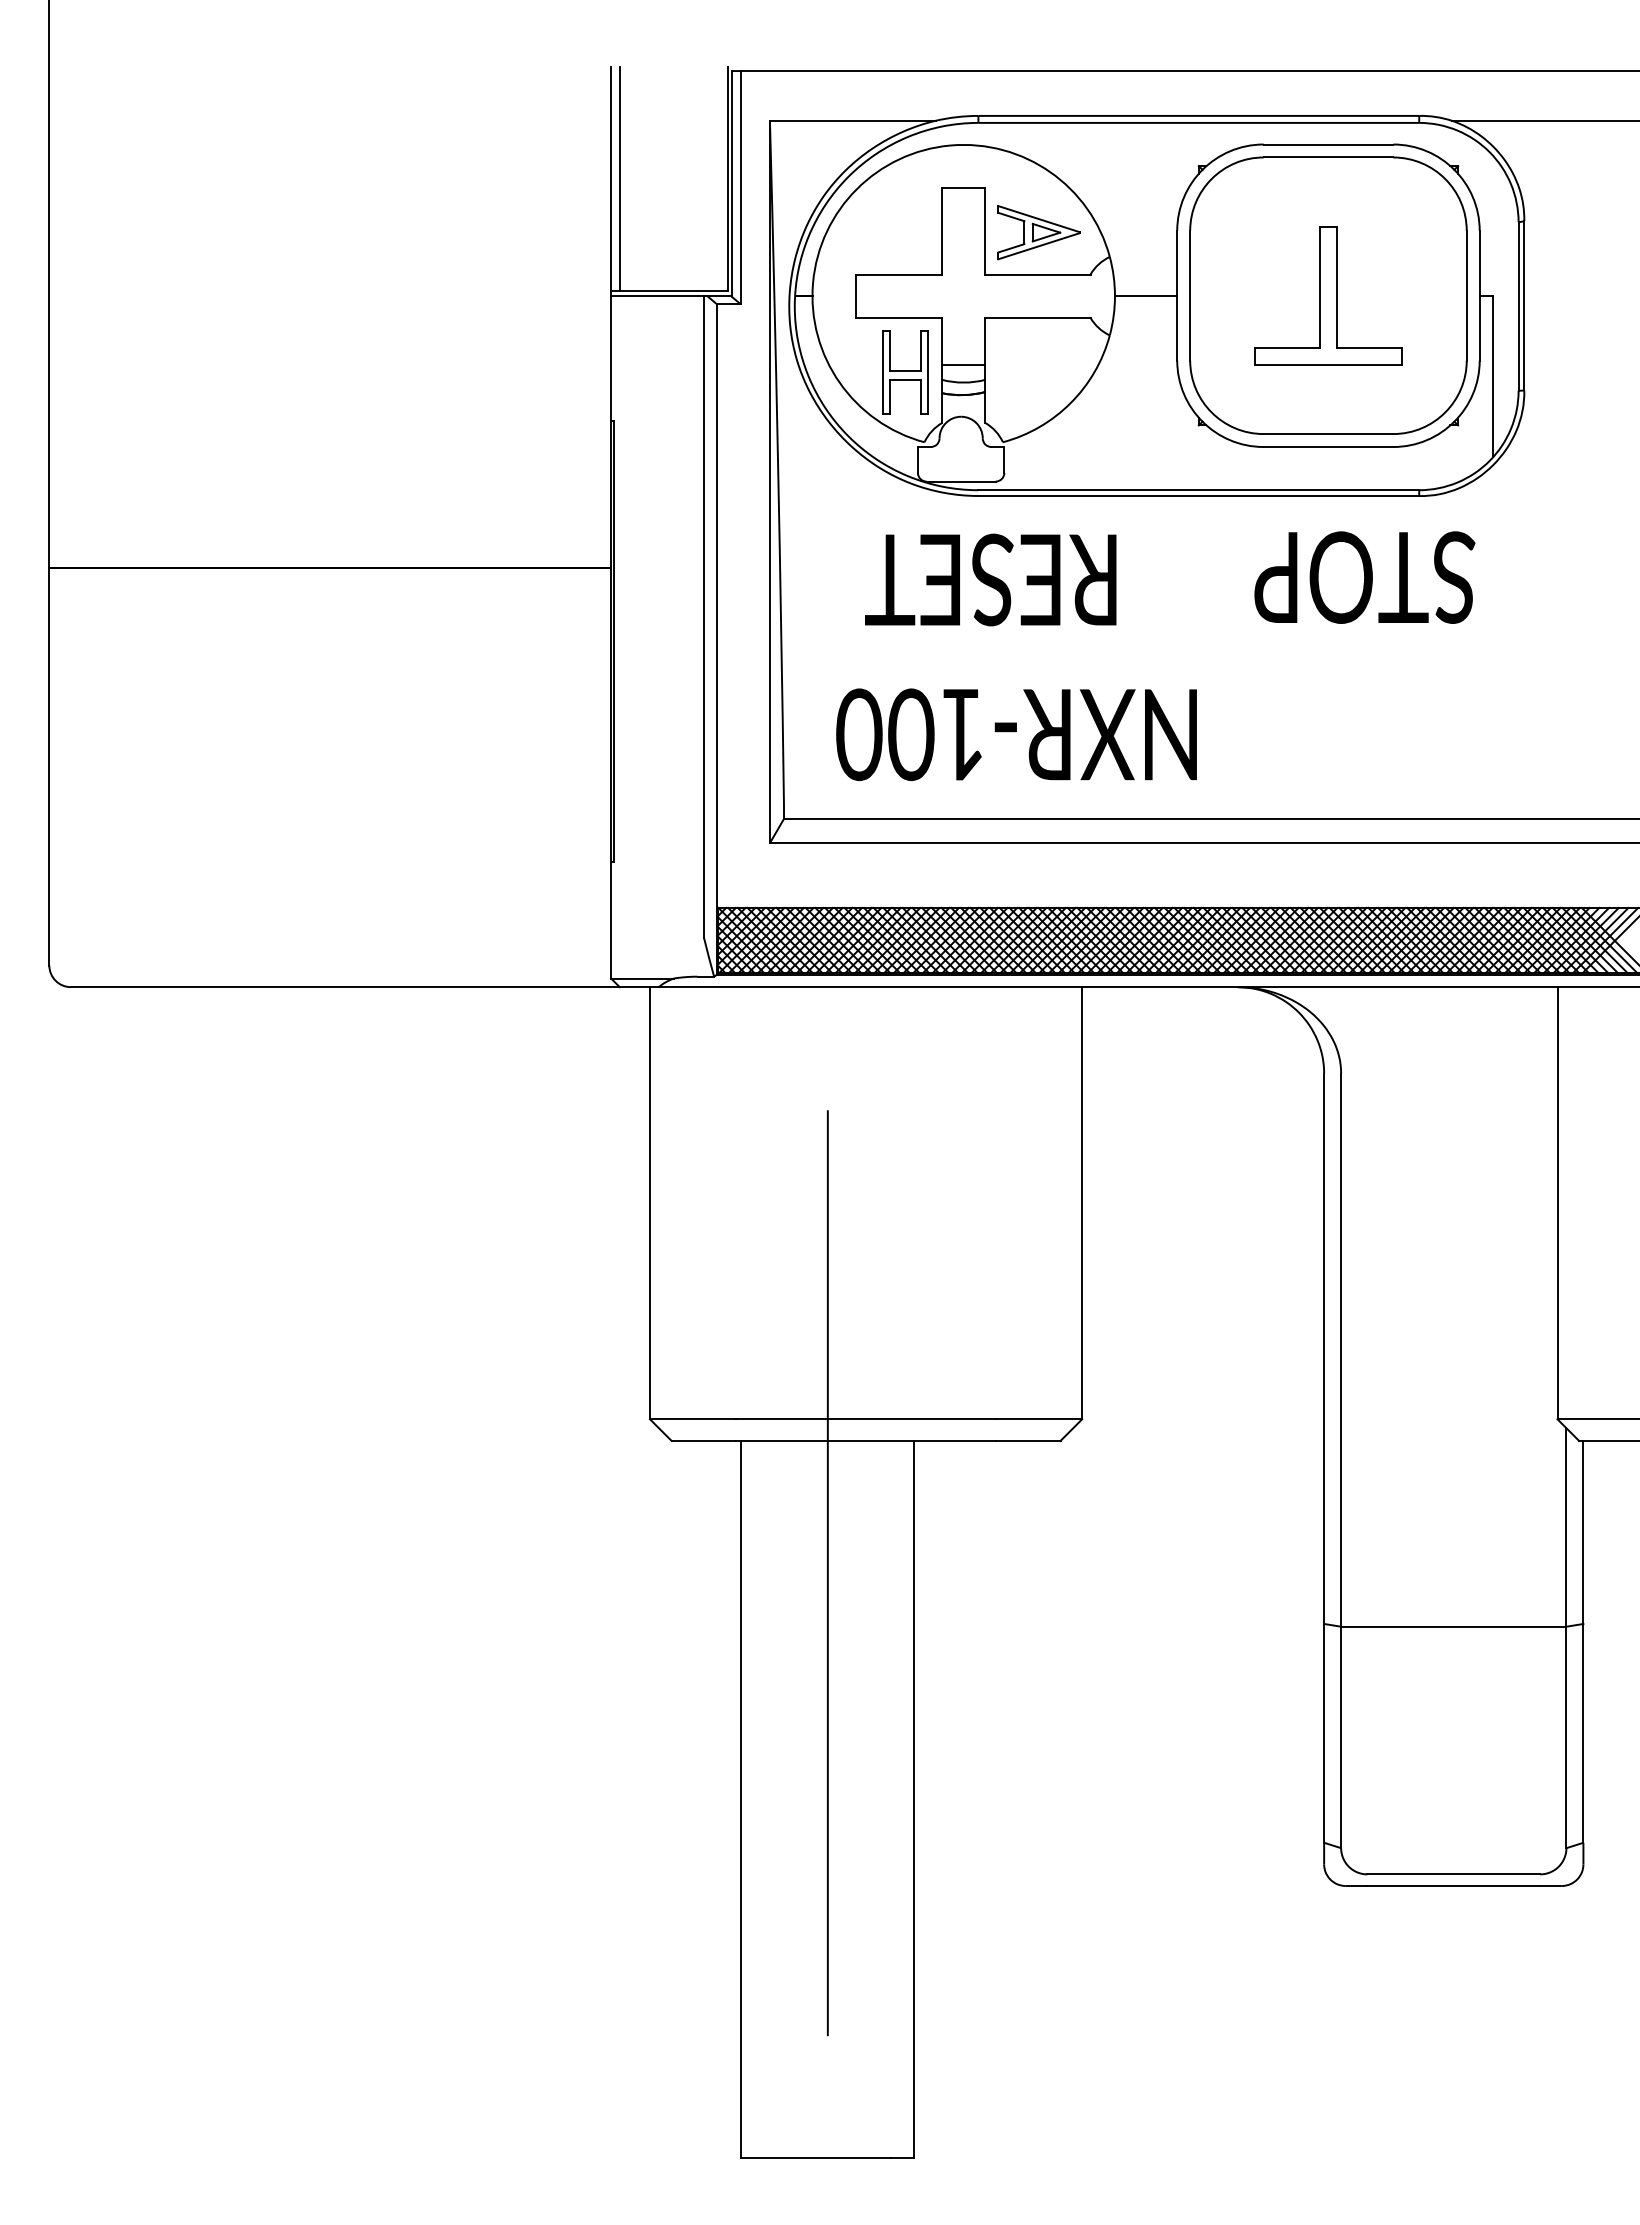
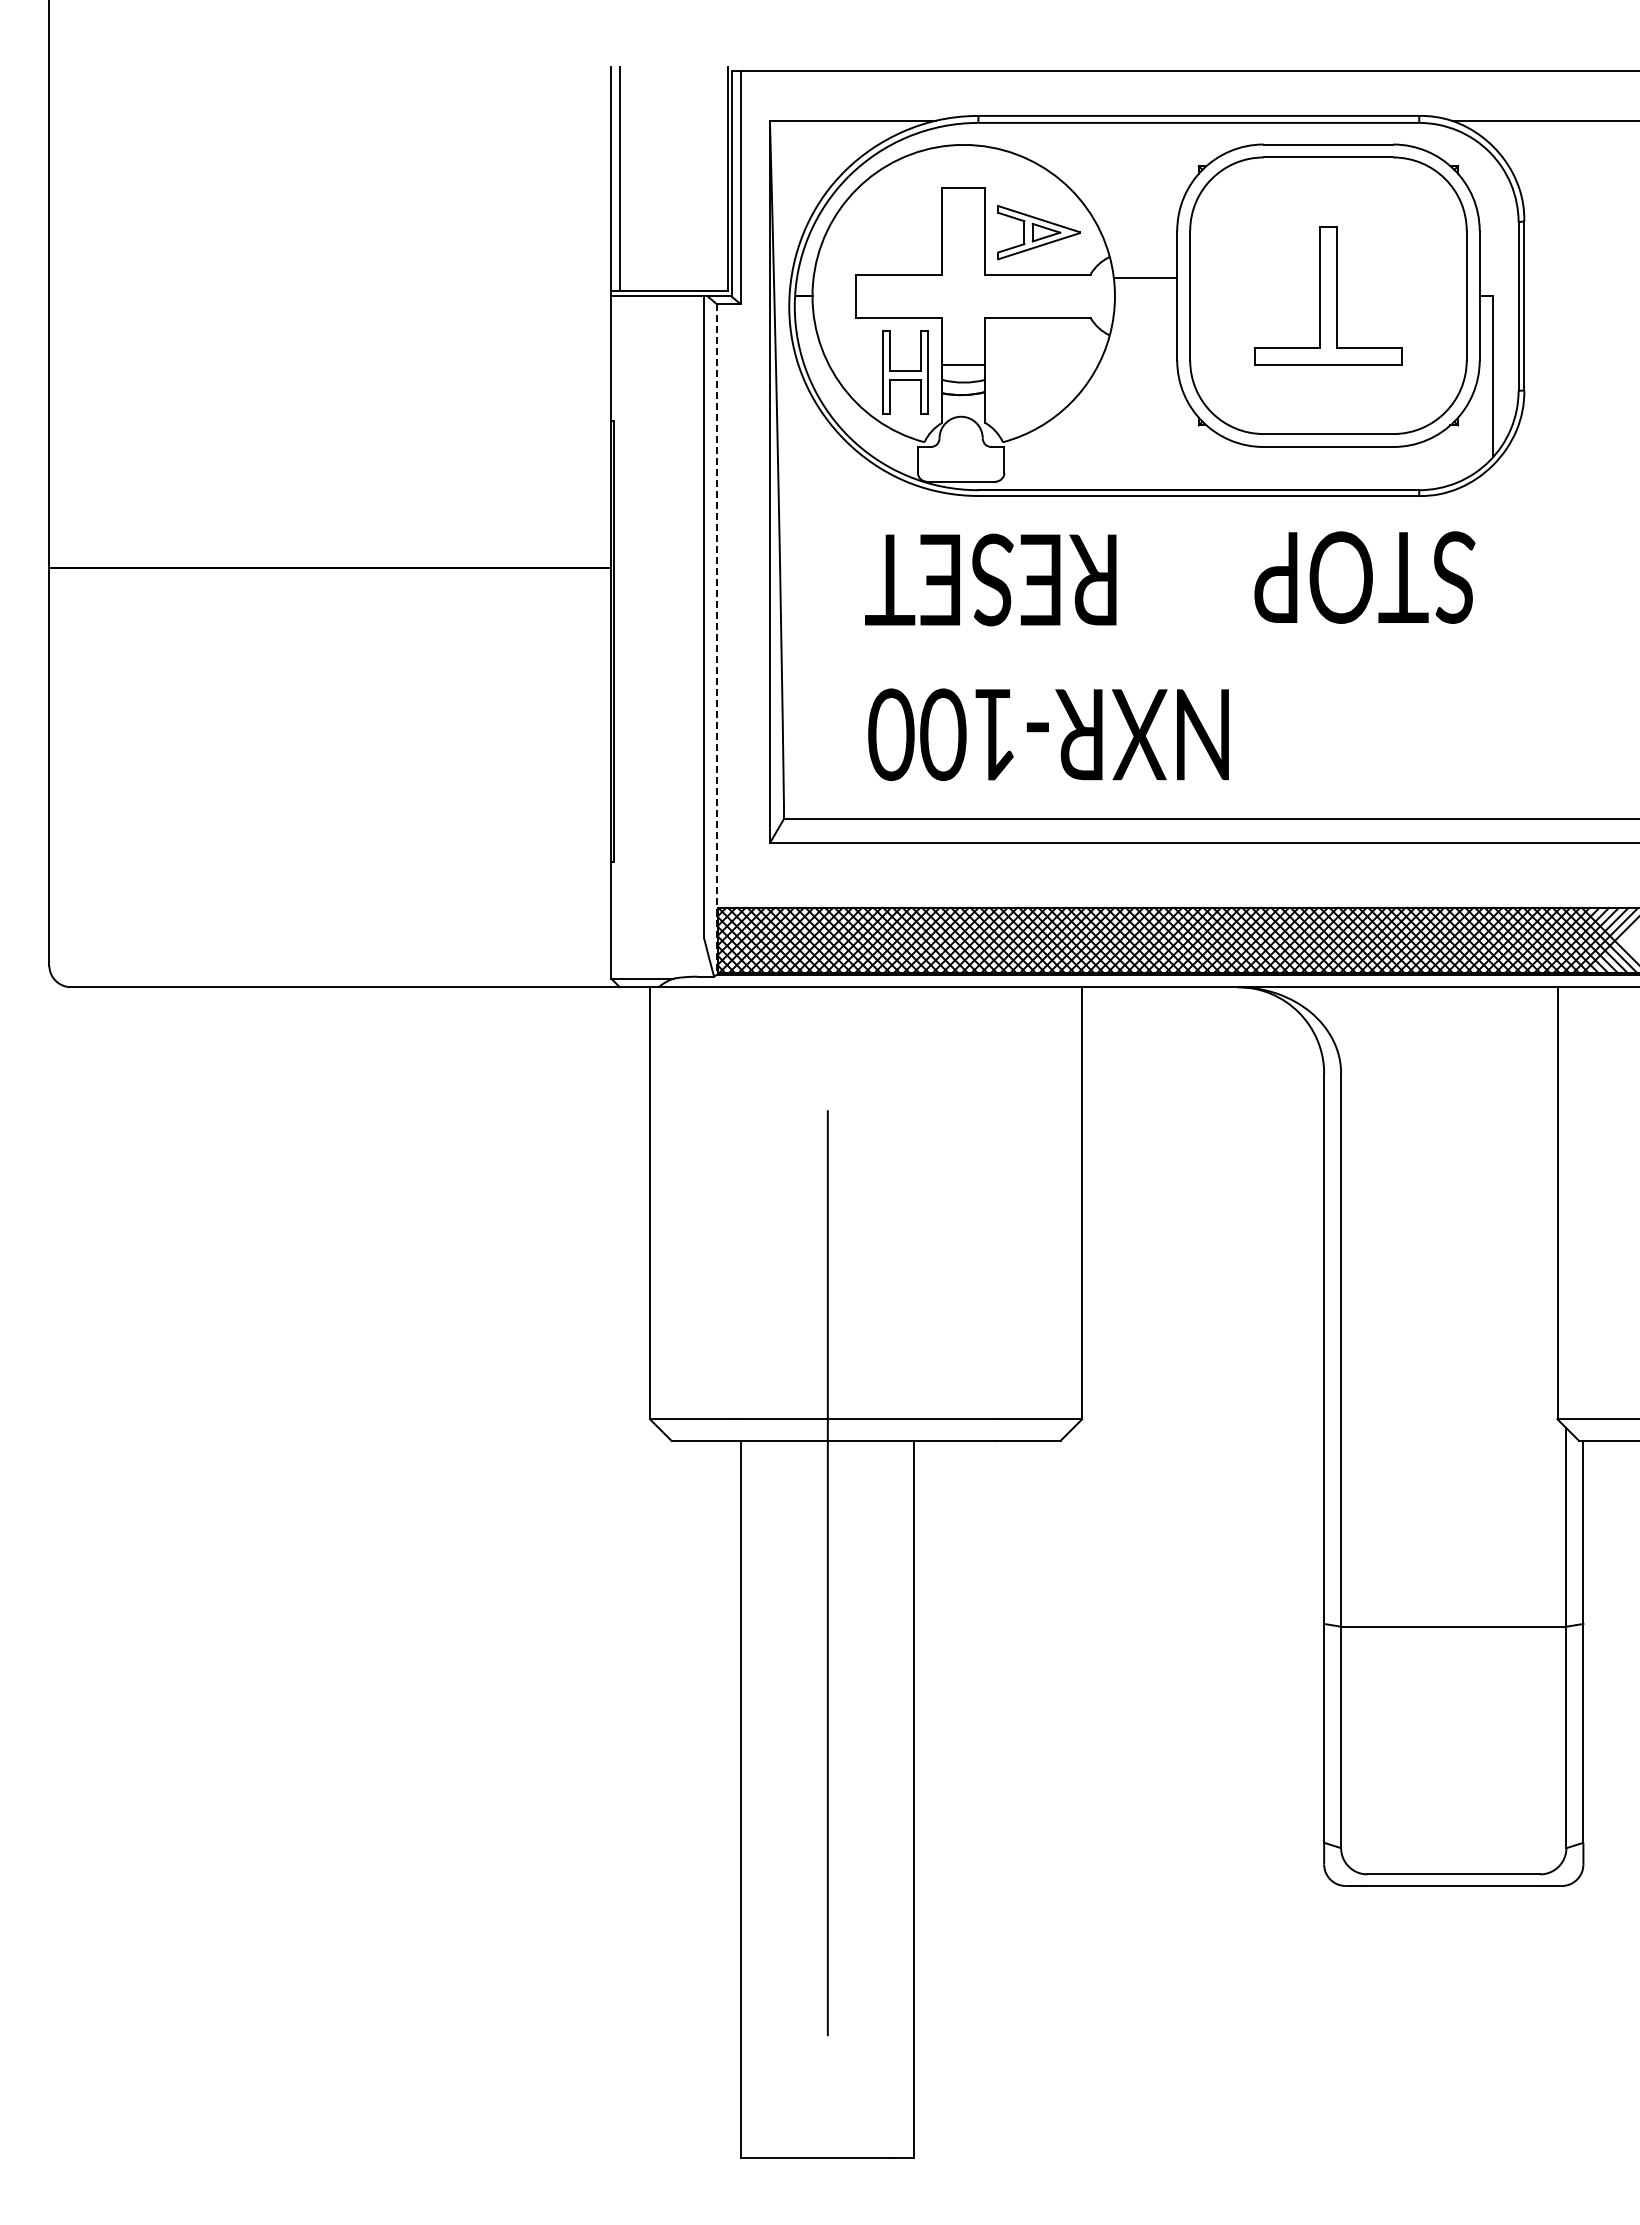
line position: (1145, 295) -> (1145, 277) (1145, 277)
line: solid -> dashed (717, 640)
text position: (1016, 734) -> (1048, 734) (1048, 734)
